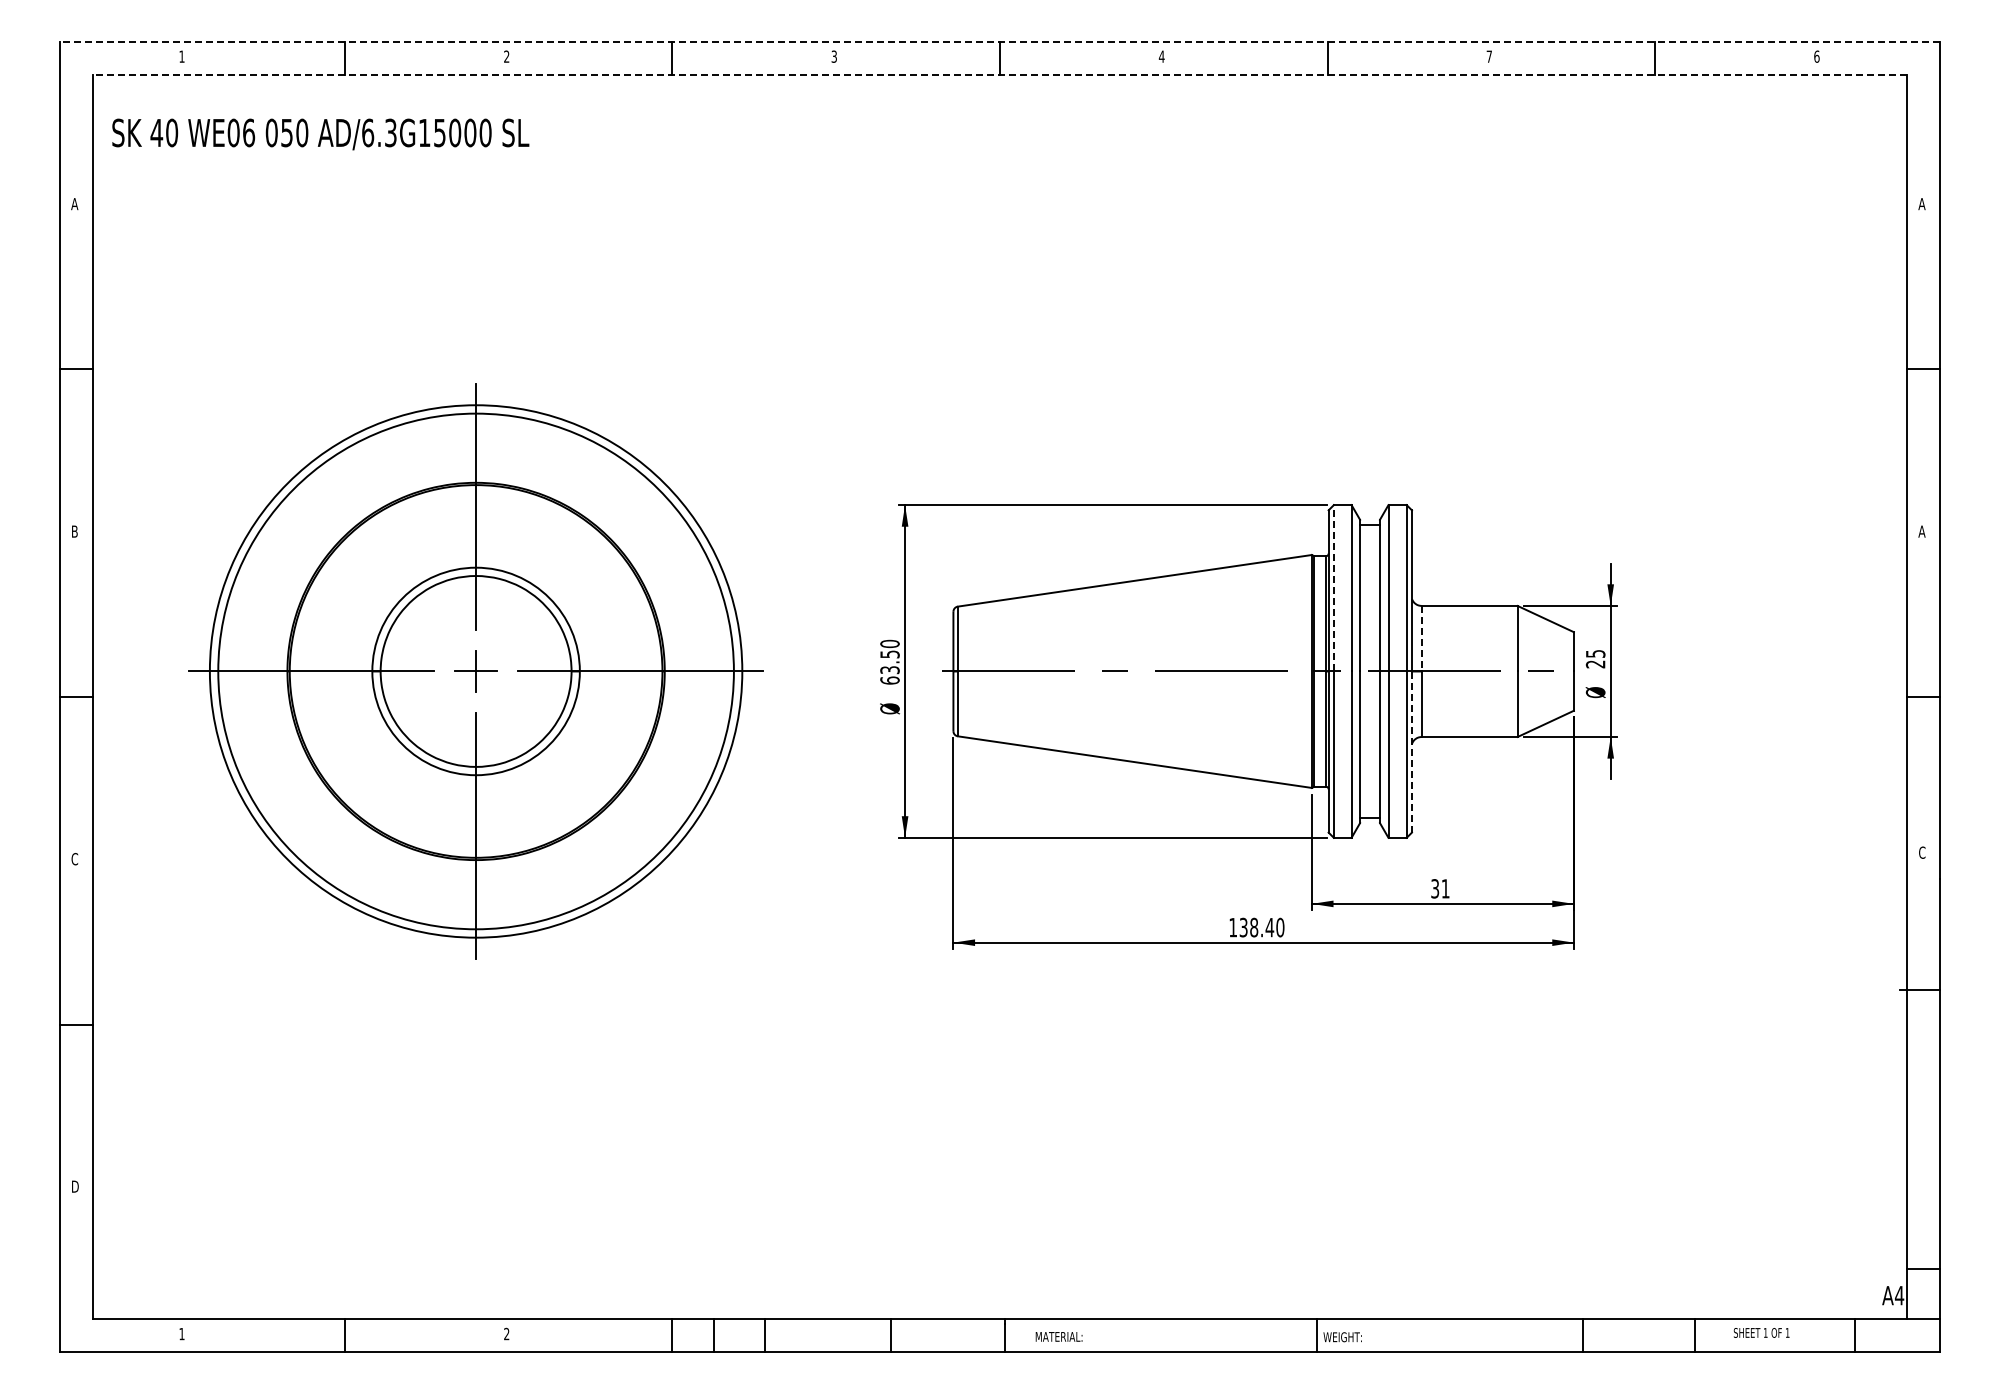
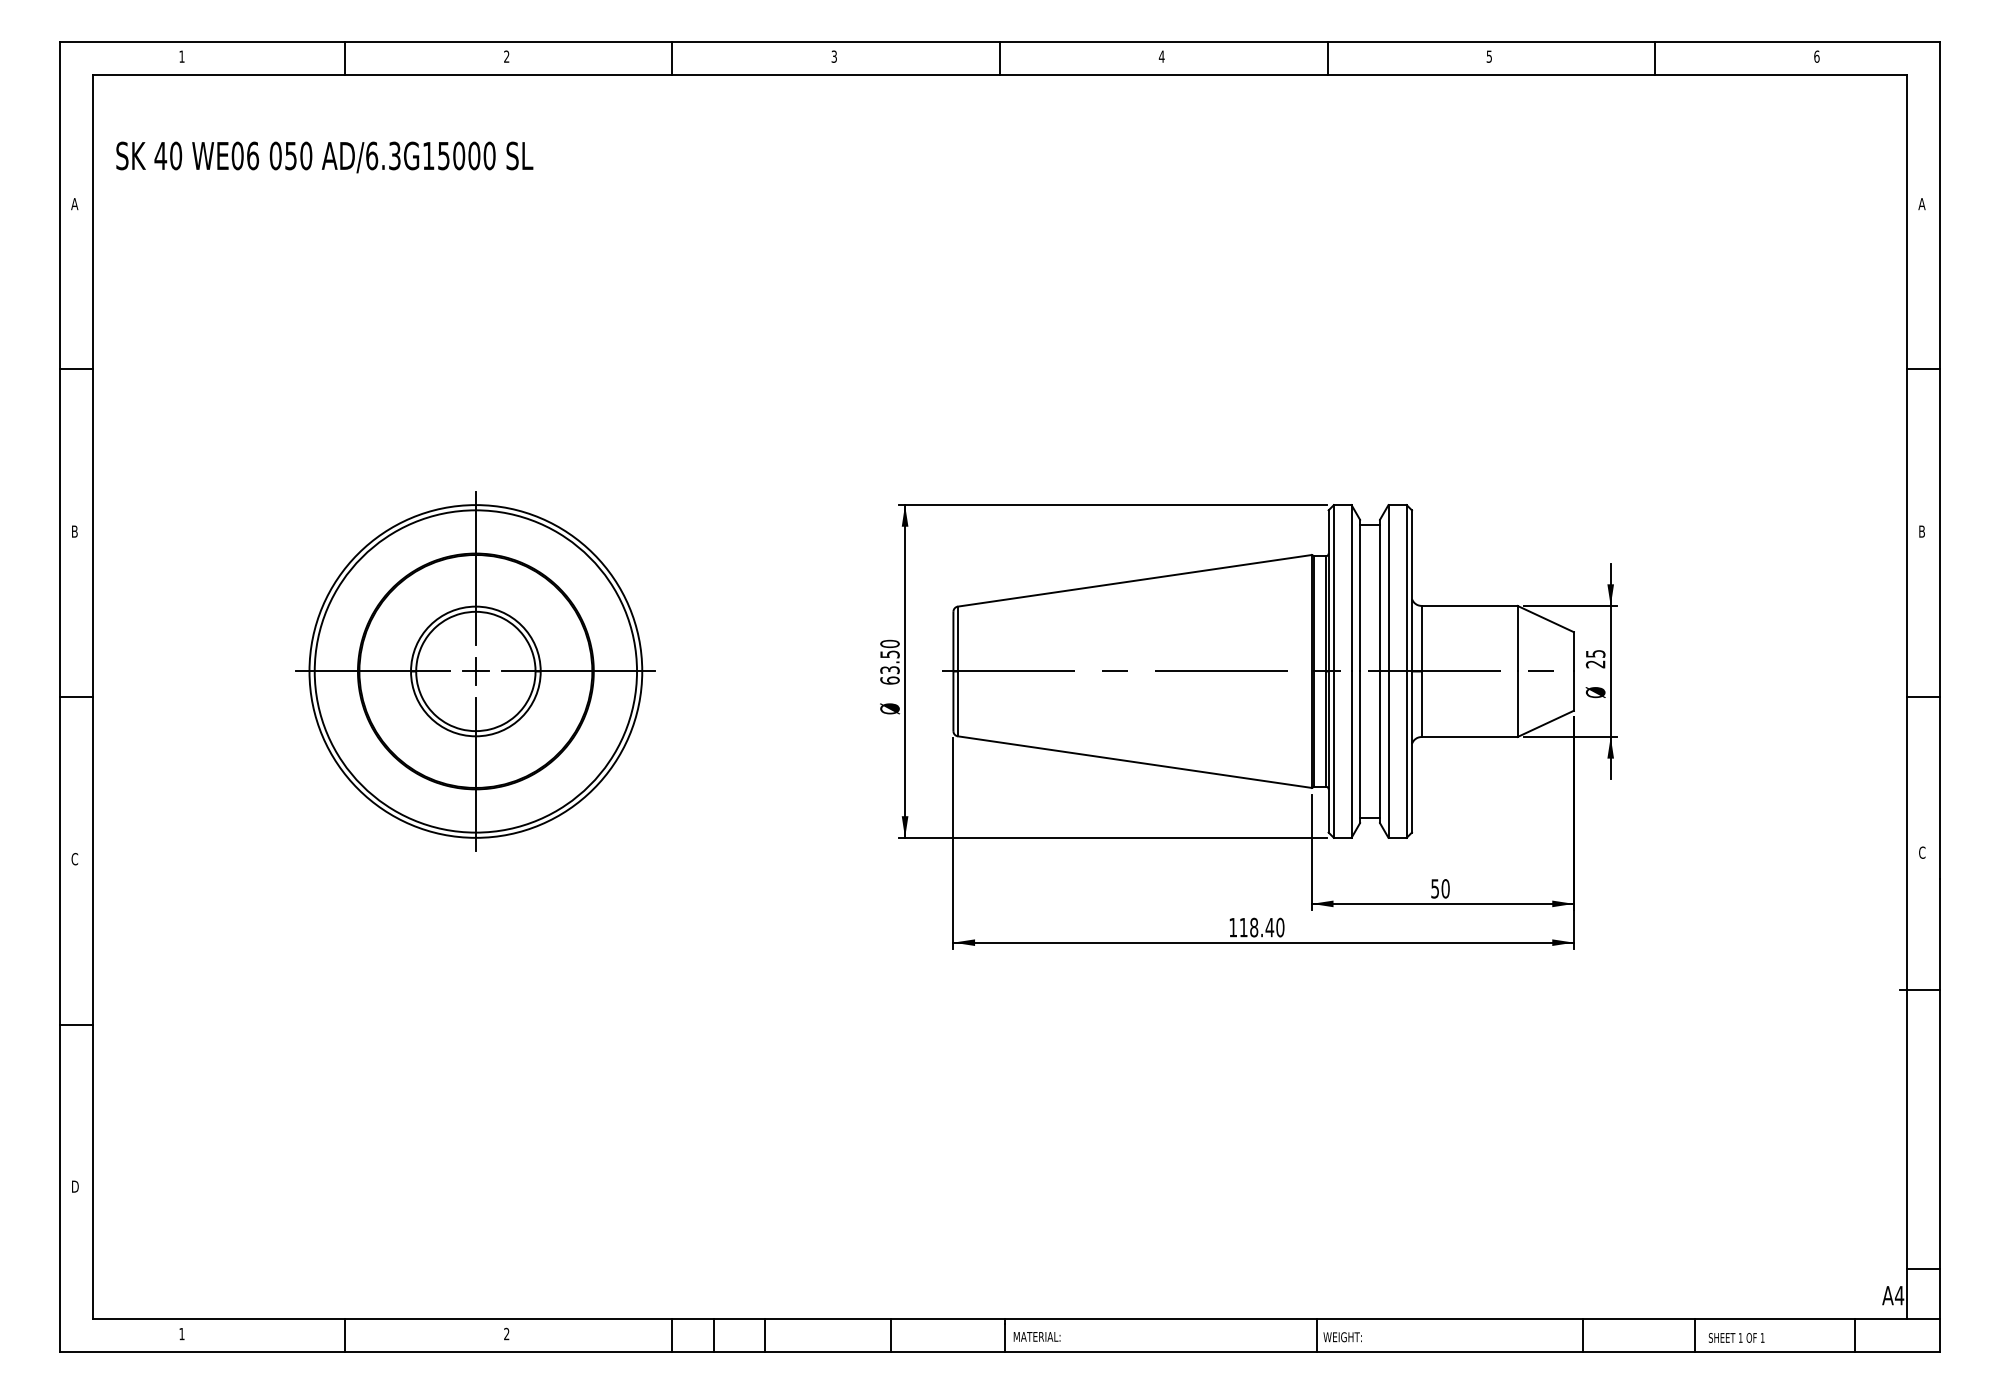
line: dashed -> solid (999, 41)
text: 7 -> 5 (1488, 56)
line: dashed -> solid (999, 74)
text position: (320, 134) -> (324, 157) (324, 157)
text: A -> B (1921, 531)
line: dashed -> solid (1333, 587)
line: dashed -> solid (1421, 638)
part size: 576x577 px -> 361x361 px (475, 671)
line: dashed -> solid (1411, 752)
text: 31 -> 50 (1440, 888)
text: 138.40 -> 118.40 (1243, 927)
text position: (1761, 1332) -> (1736, 1337) (1736, 1337)
text position: (1058, 1336) -> (1036, 1336) (1036, 1336)
